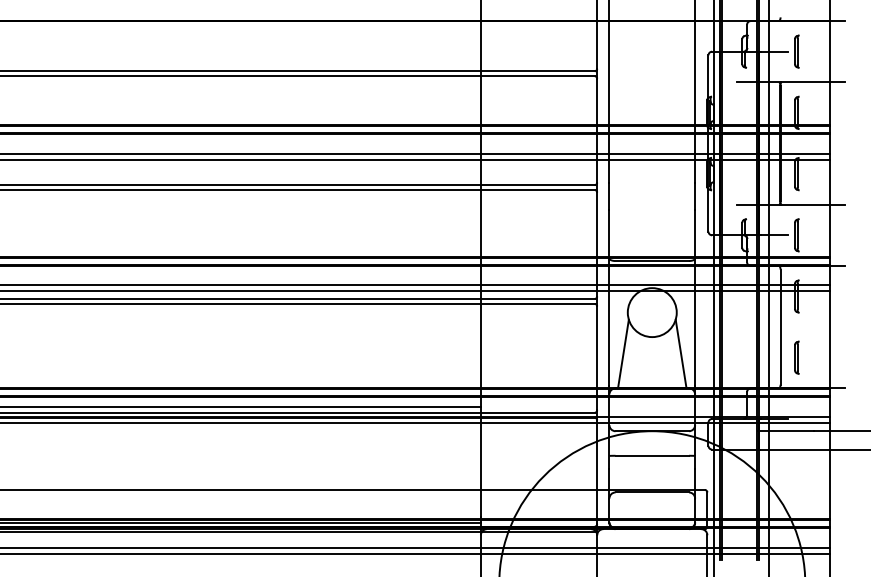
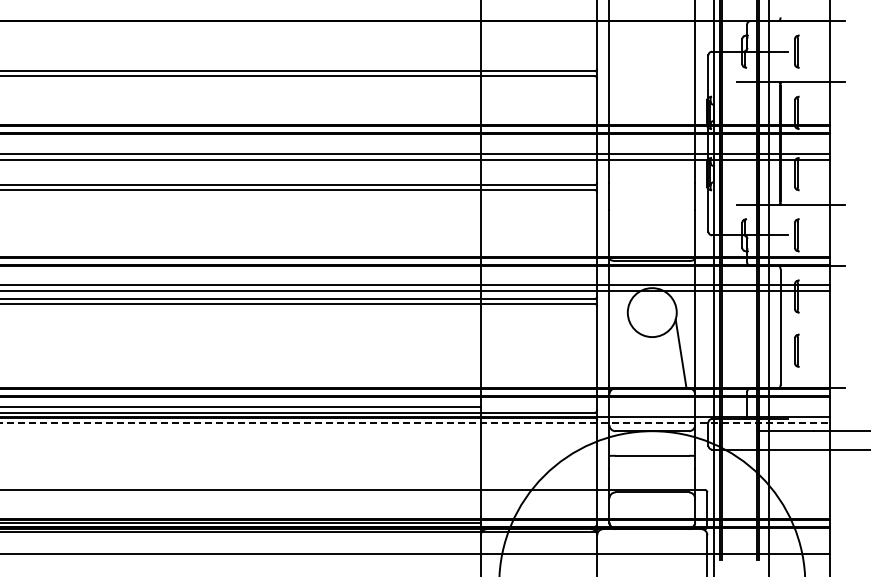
line: present -> none (623, 353)
part position: (796, 357) -> (796, 350) (796, 350)
line: solid -> dashed (415, 422)
line: present -> none (415, 547)
